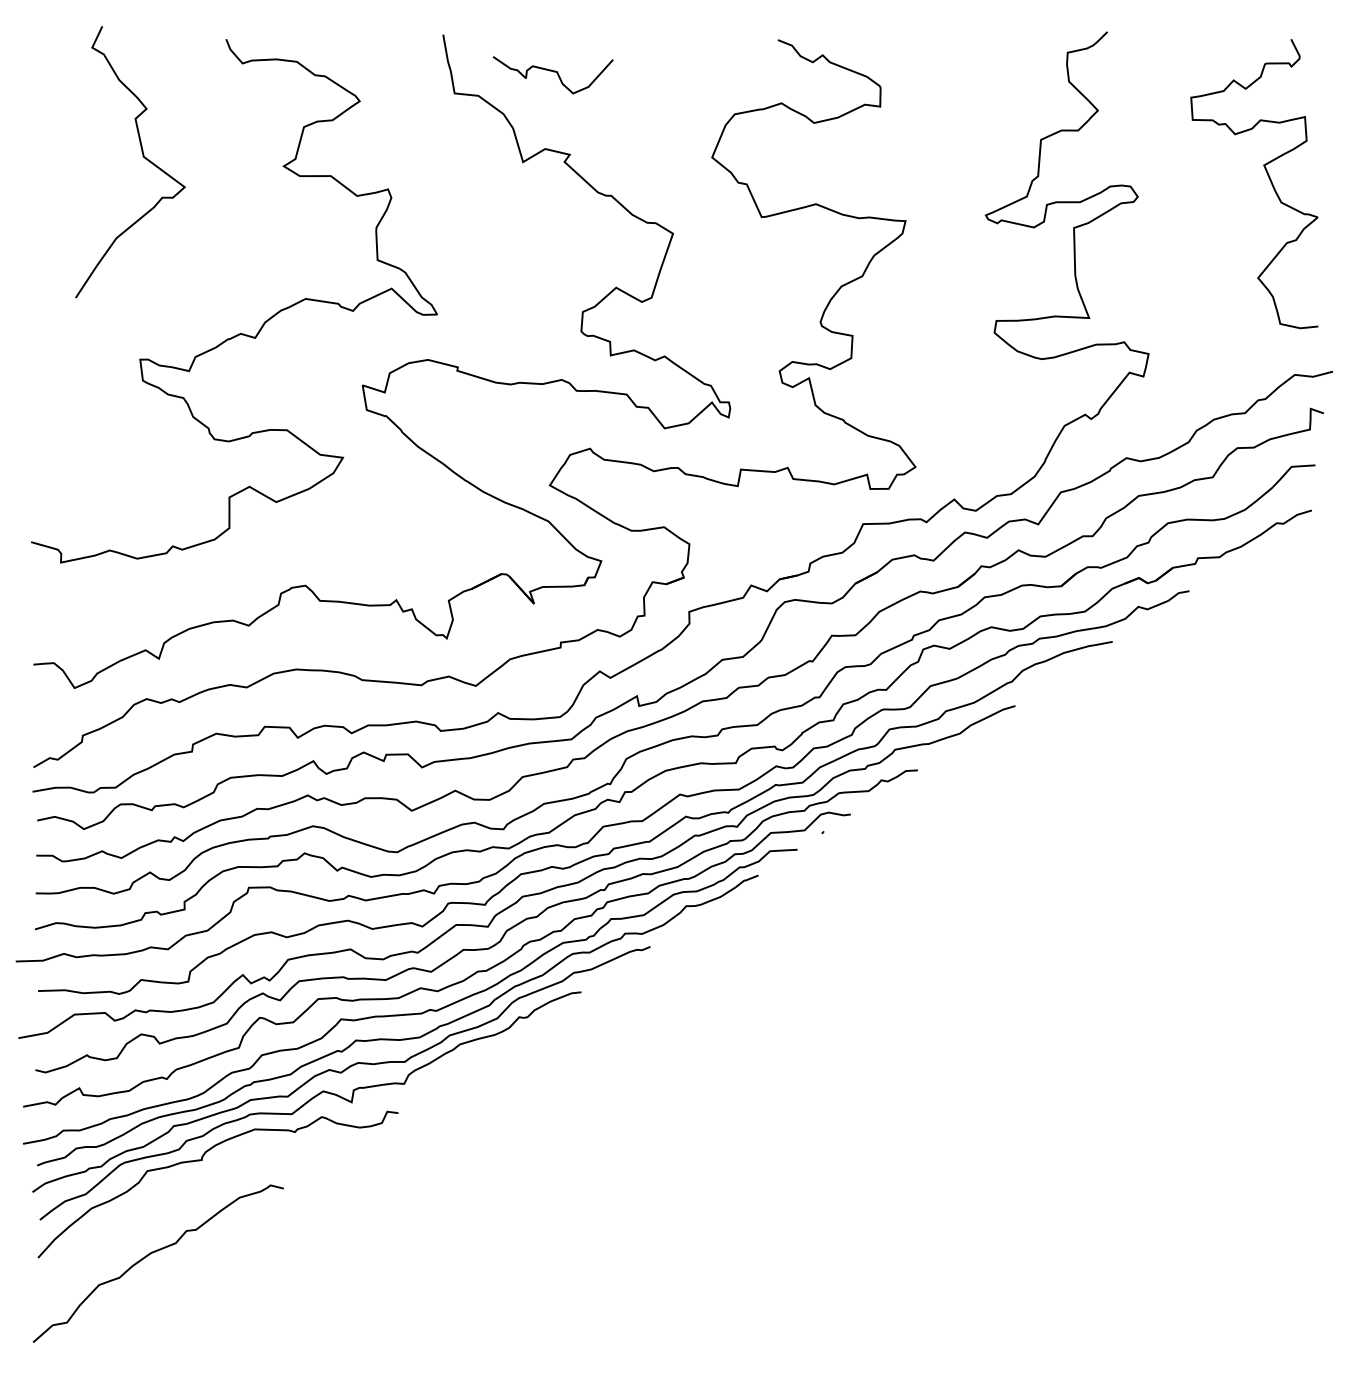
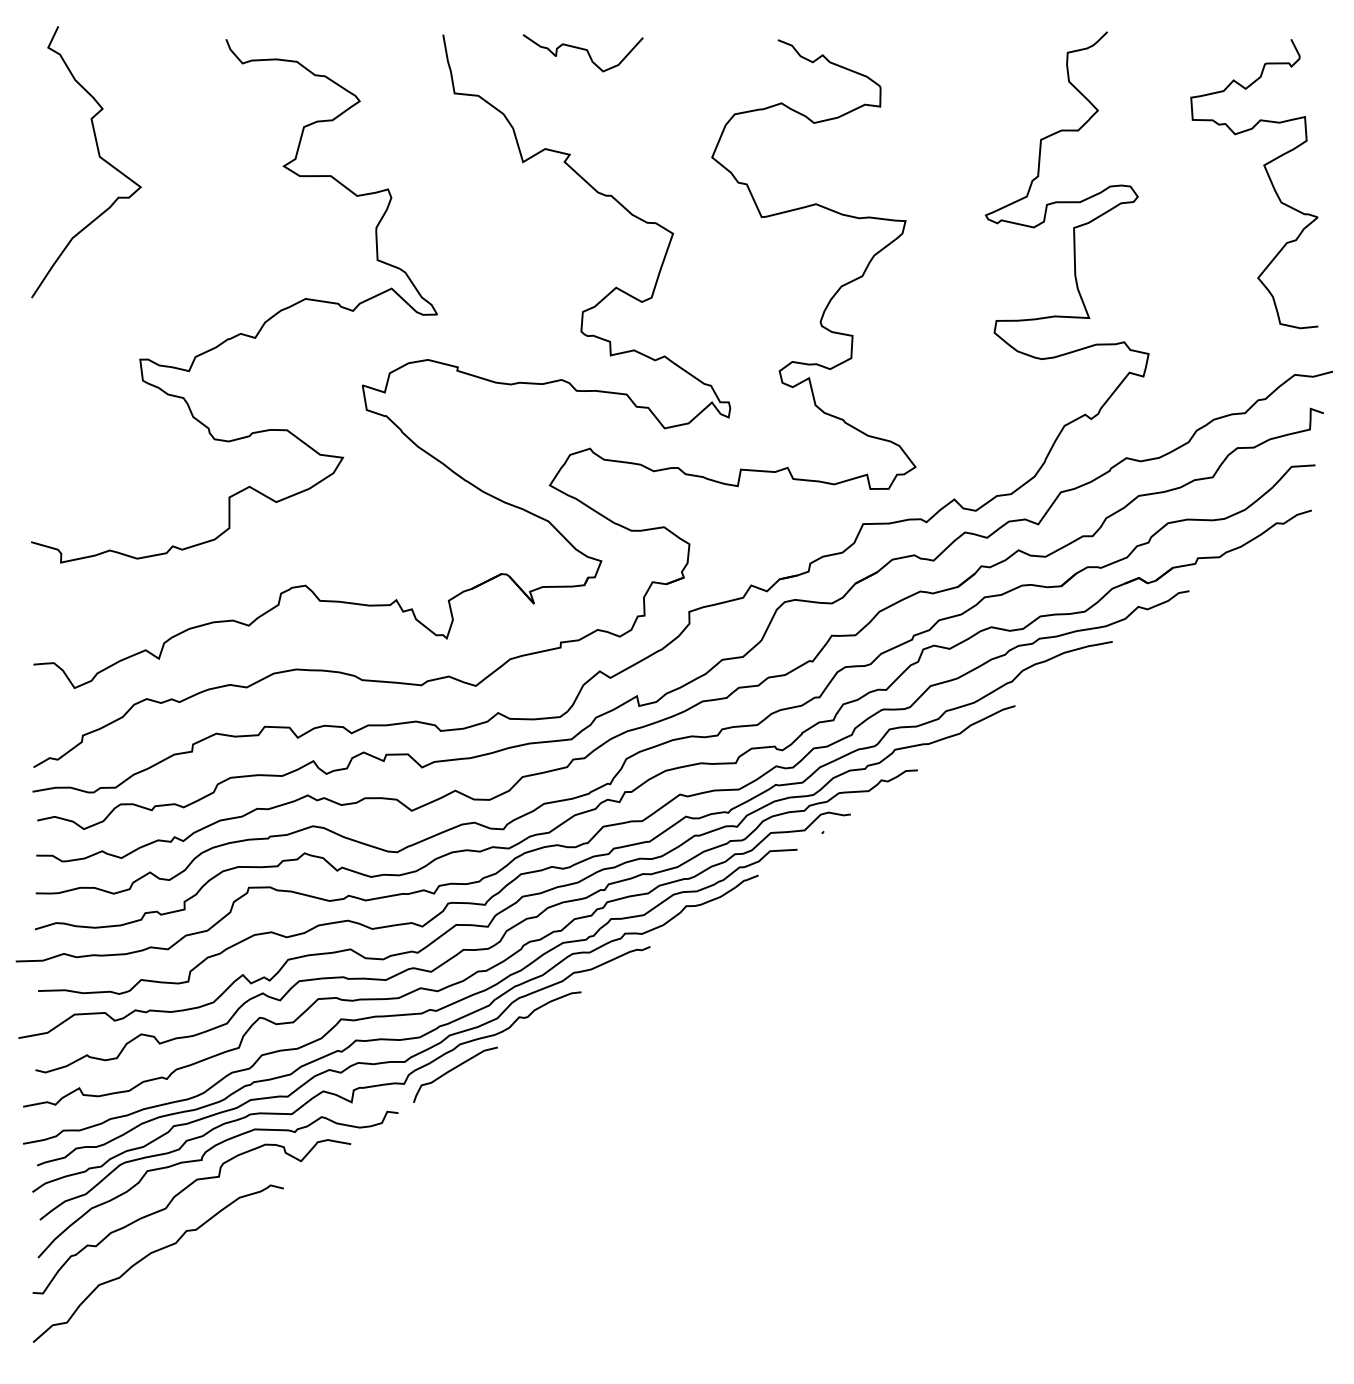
curve position: (553, 72) -> (583, 50) (583, 50)
curve position: (142, 156) -> (98, 156) (98, 156)
curve: none -> present (452, 1070)
curve: none -> present (172, 1201)
